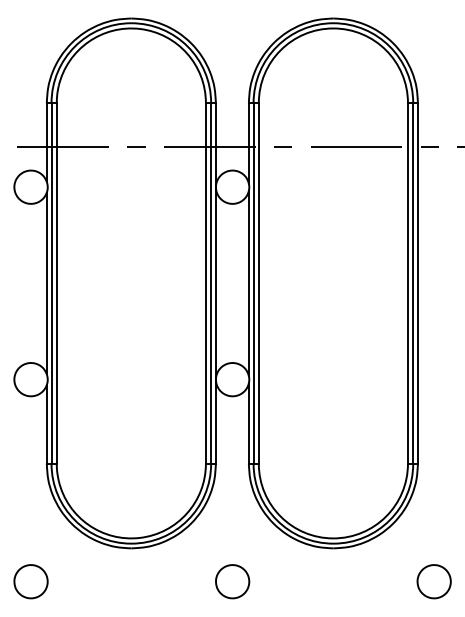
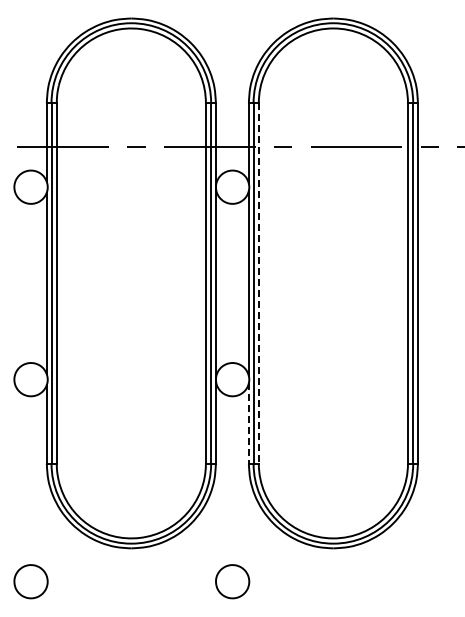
line: solid -> dashed (258, 283)
line: solid -> dashed (248, 424)
part: present -> none (433, 581)
